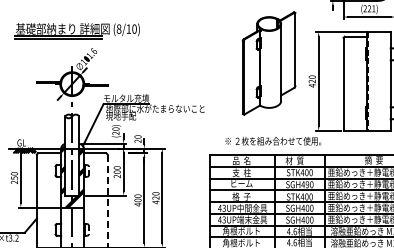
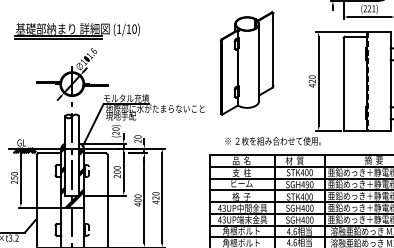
text: (8/10) -> (1/10) (118, 28)
part position: (268, 63) -> (246, 63) (246, 63)
line: dashed -> solid (107, 201)
